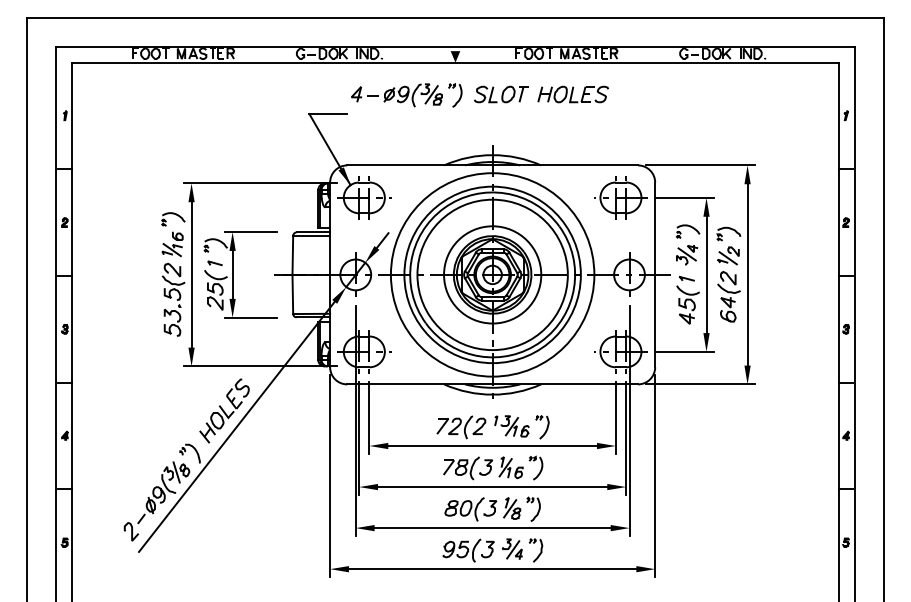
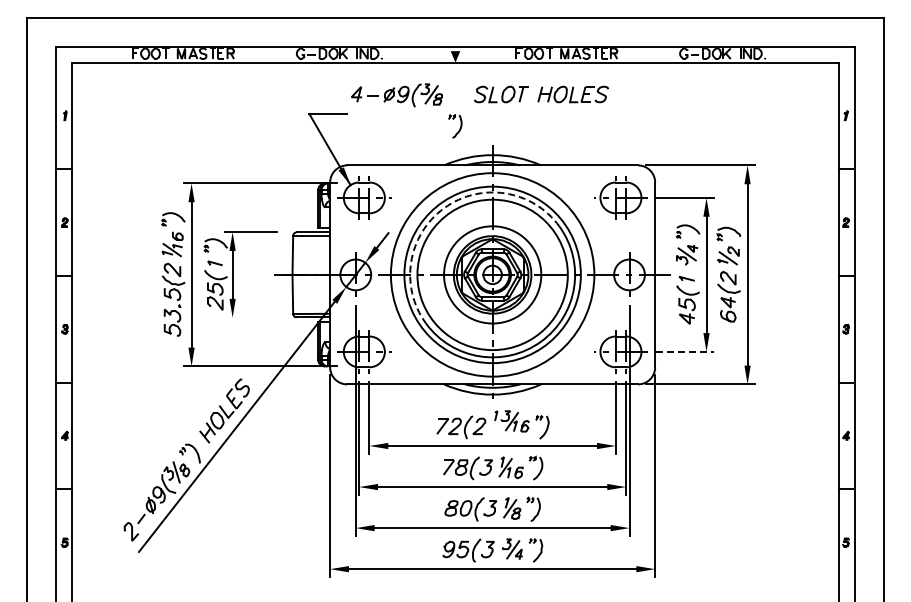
part position: (455, 95) -> (455, 126) (455, 126)
arc: solid -> dashed (444, 208)
line: present -> none (251, 317)
line: solid -> dashed (685, 351)
part position: (511, 426) -> (511, 421) (511, 421)
